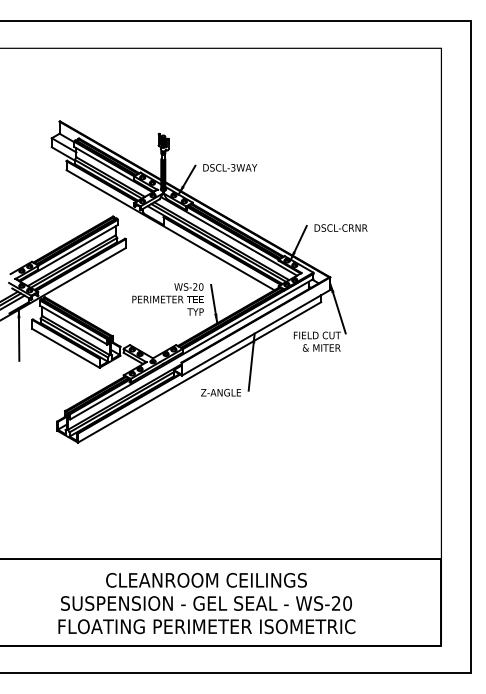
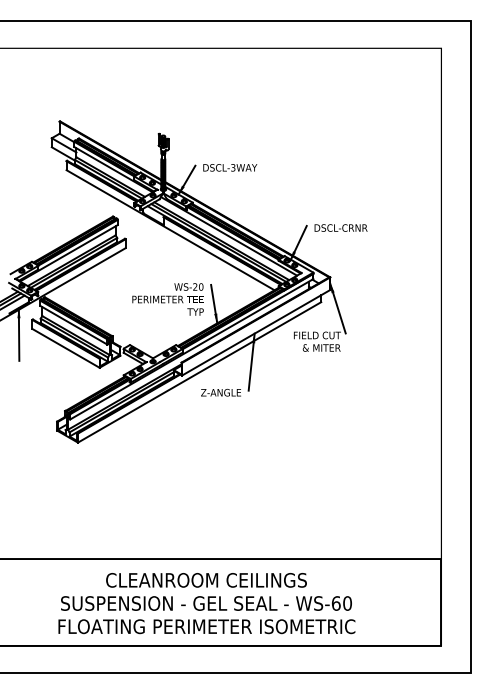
text: WS-20 -> WS-60 (335, 603)
